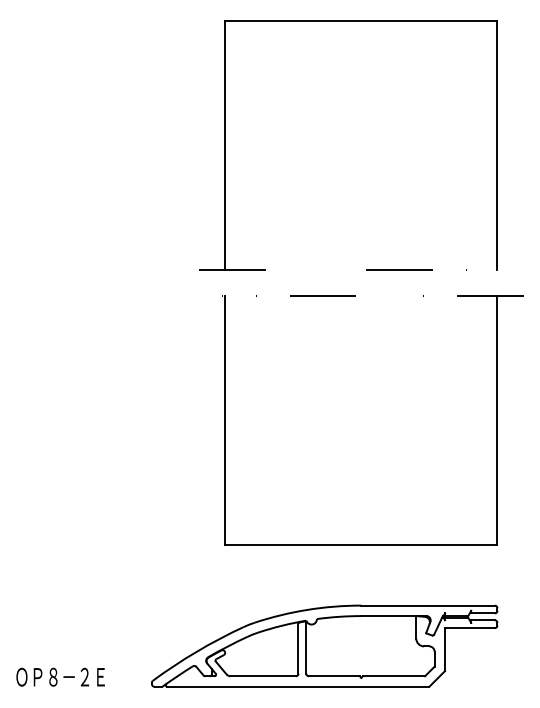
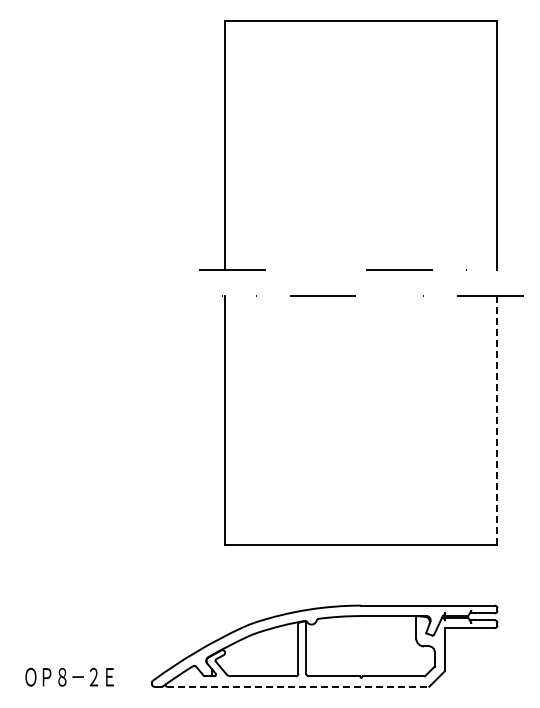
line: solid -> dashed (497, 419)
text position: (60, 676) -> (69, 676) (69, 676)
line: solid -> dashed (298, 686)
